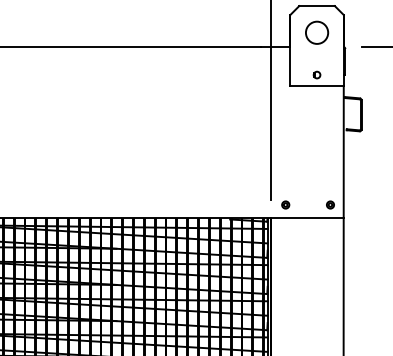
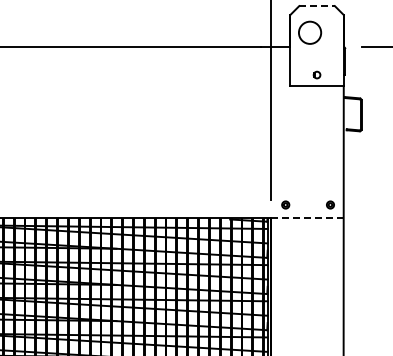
line: solid -> dashed (317, 6)
circle position: (317, 32) -> (310, 32) (310, 32)
line: solid -> dashed (307, 217)
